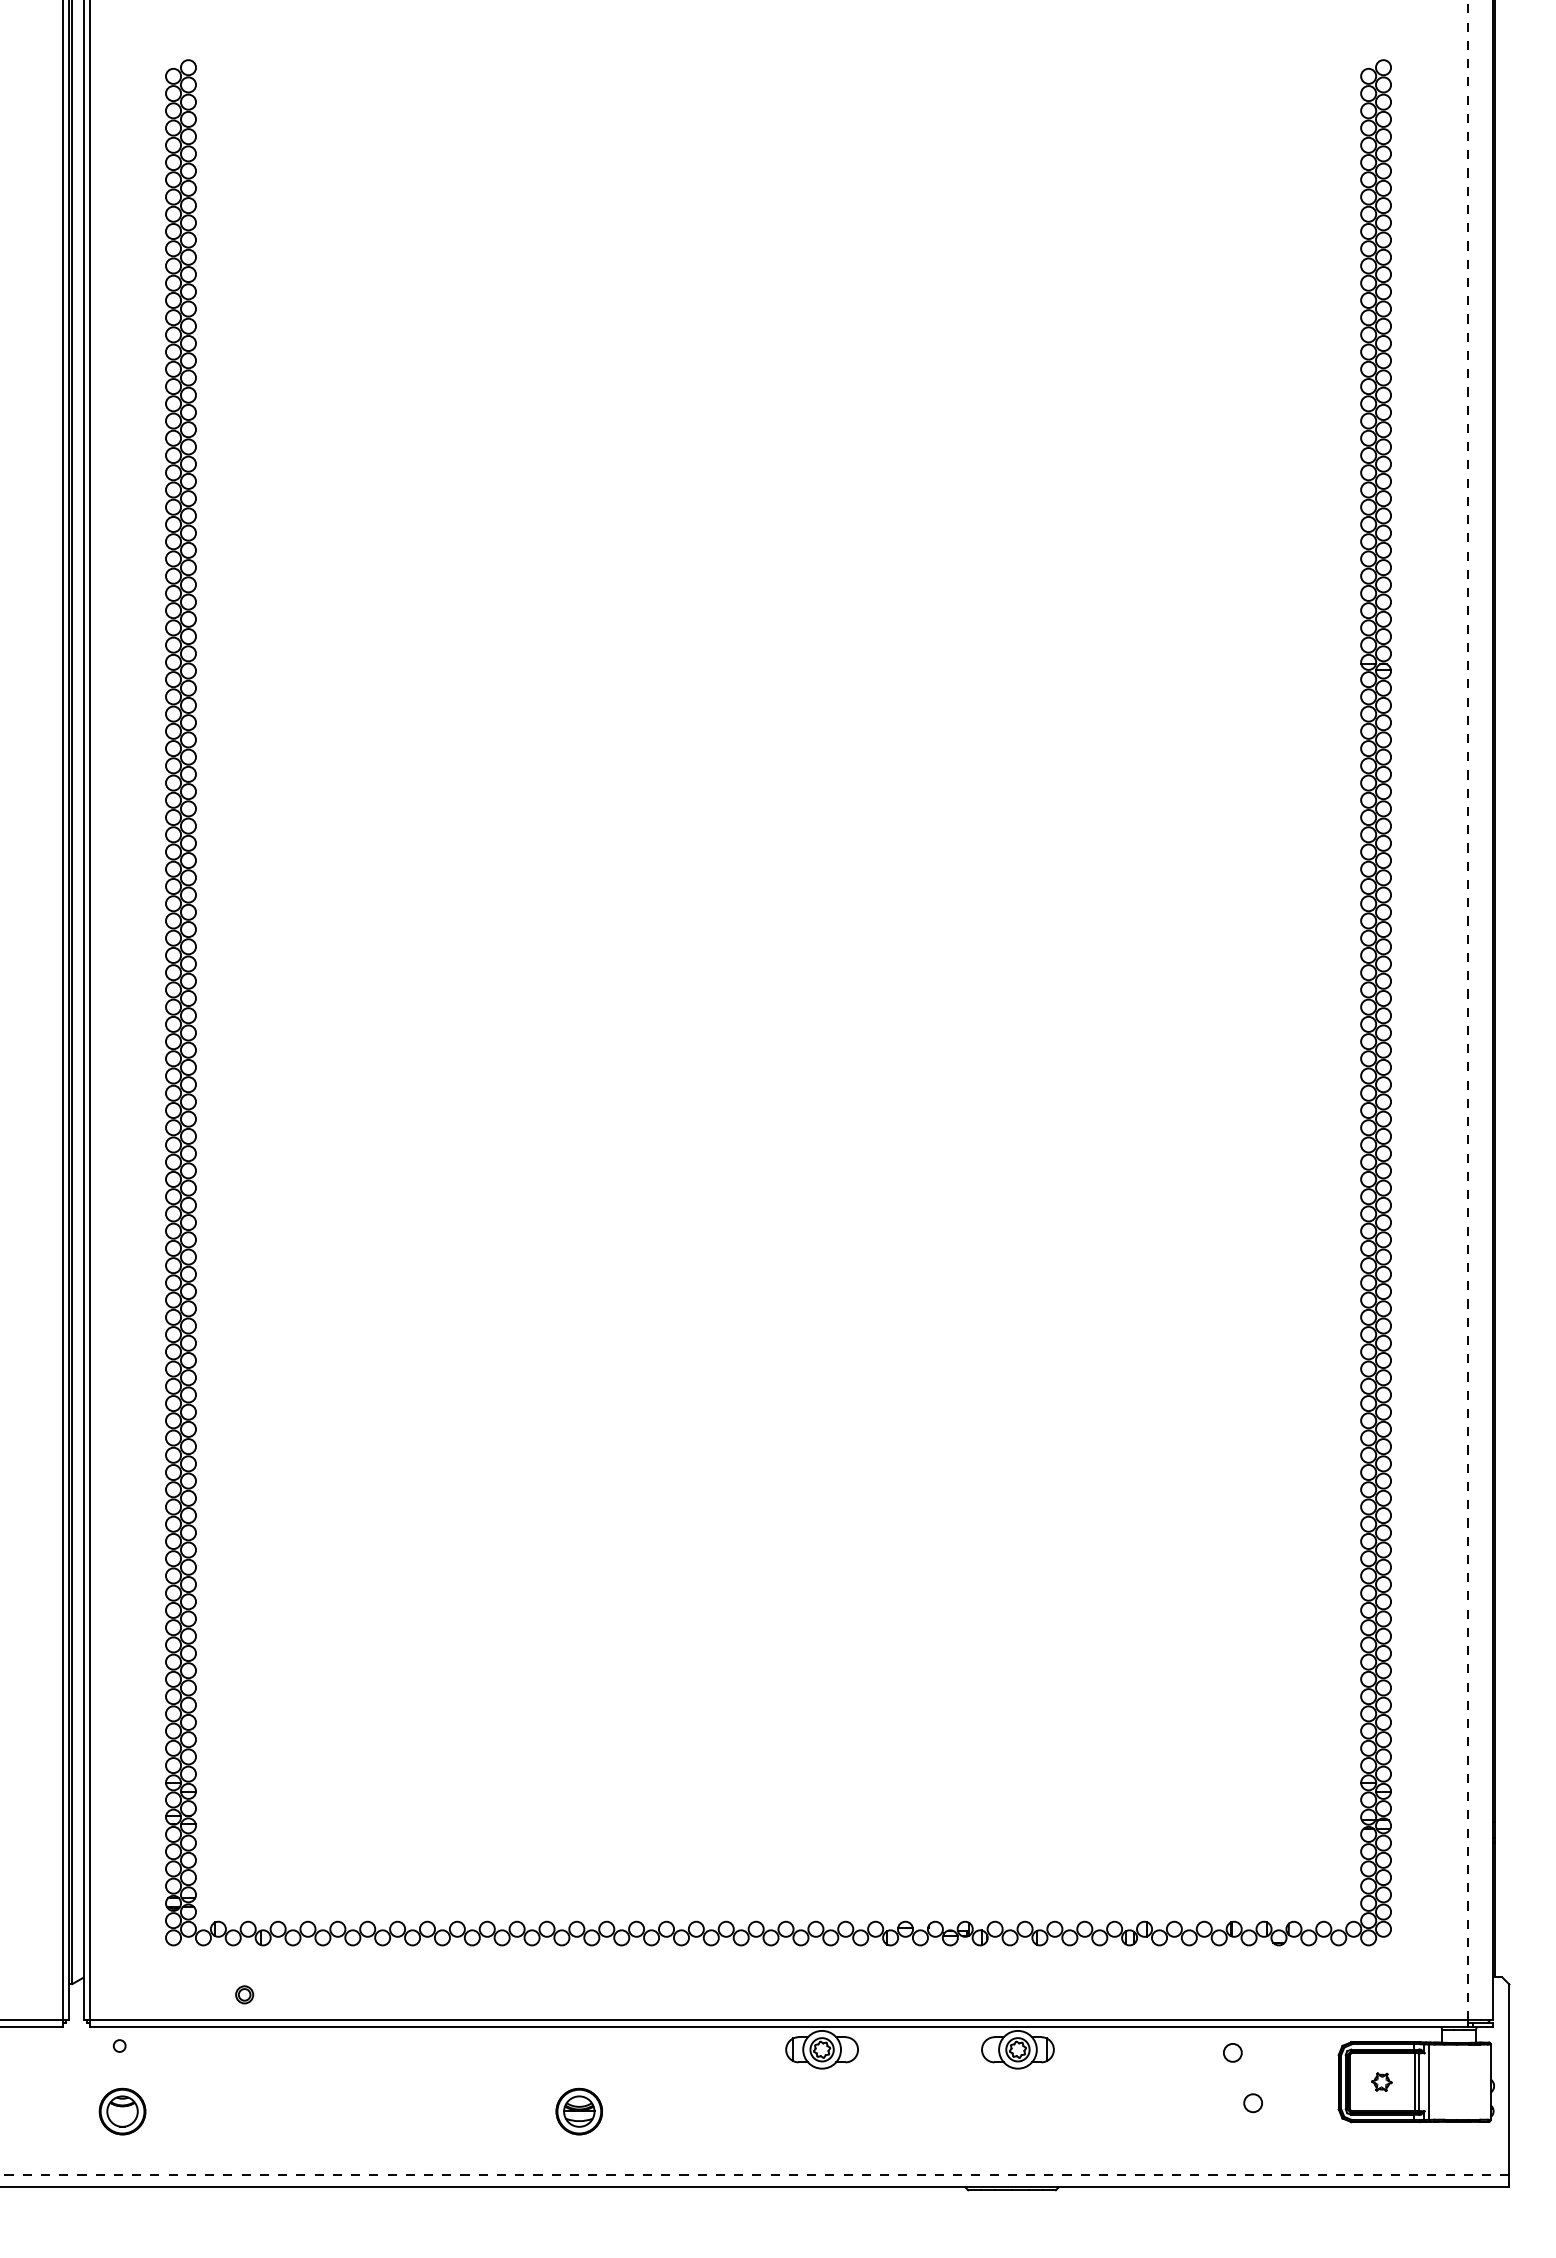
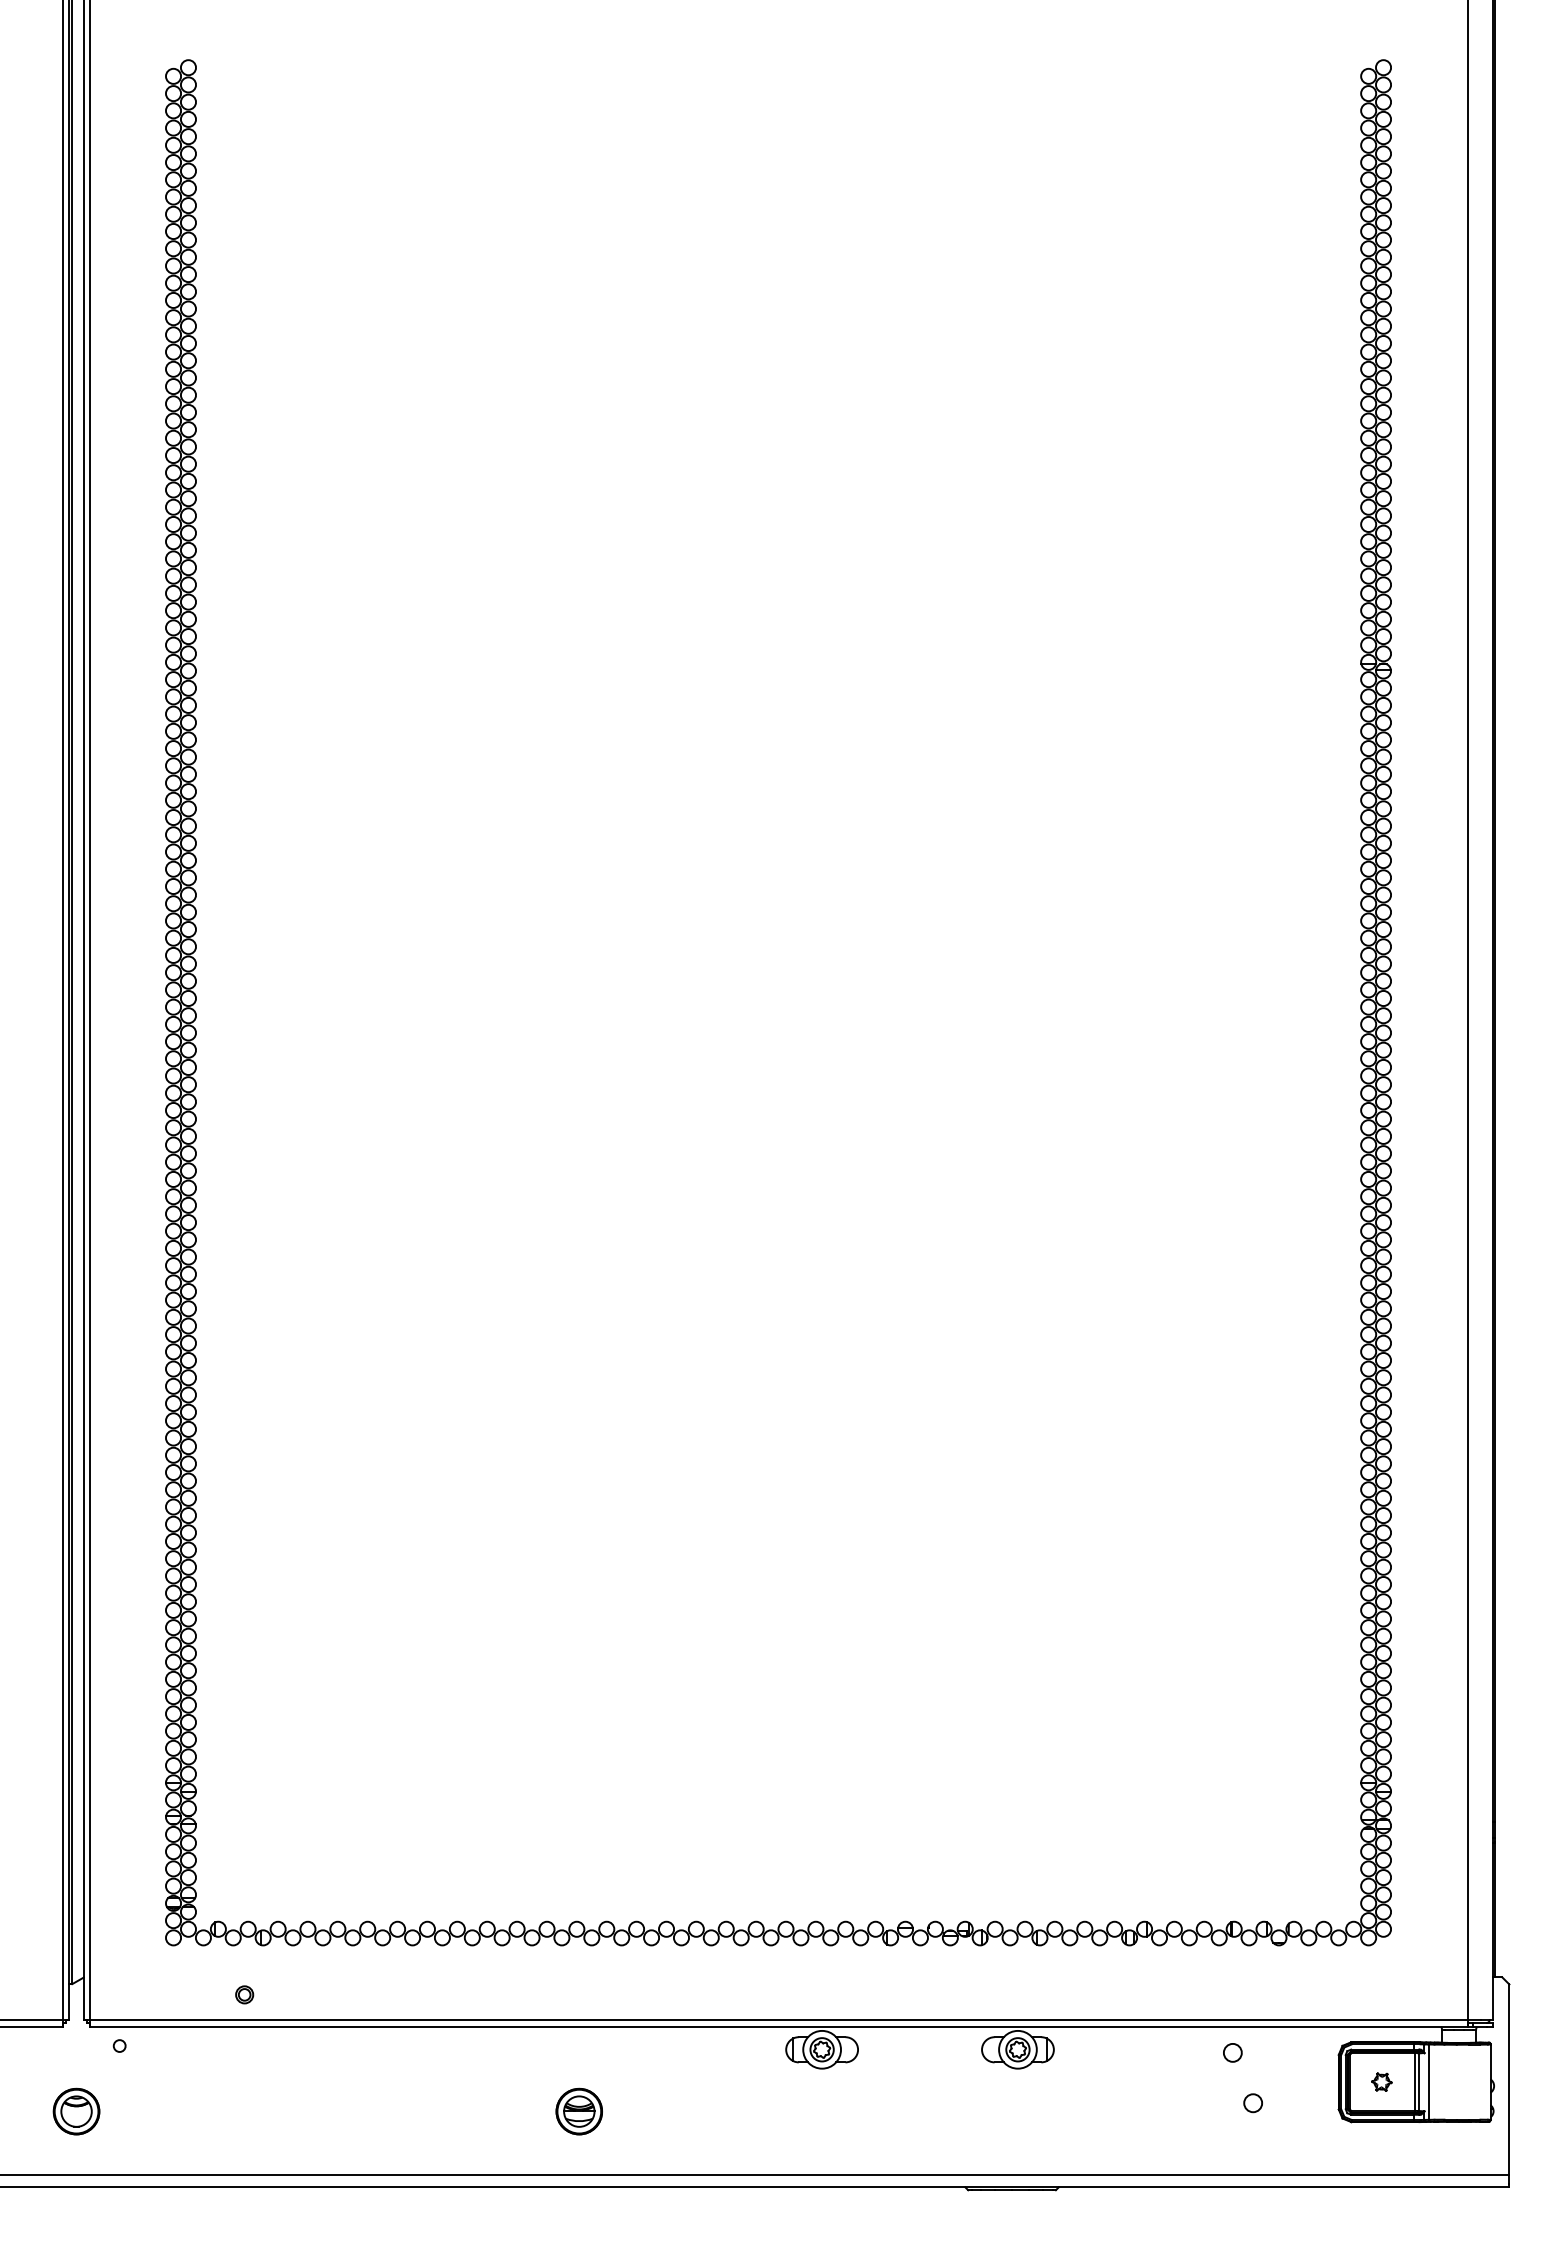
line: dashed -> solid (1468, 1009)
part position: (122, 2111) -> (76, 2111) (76, 2111)
line: dashed -> solid (754, 2174)
